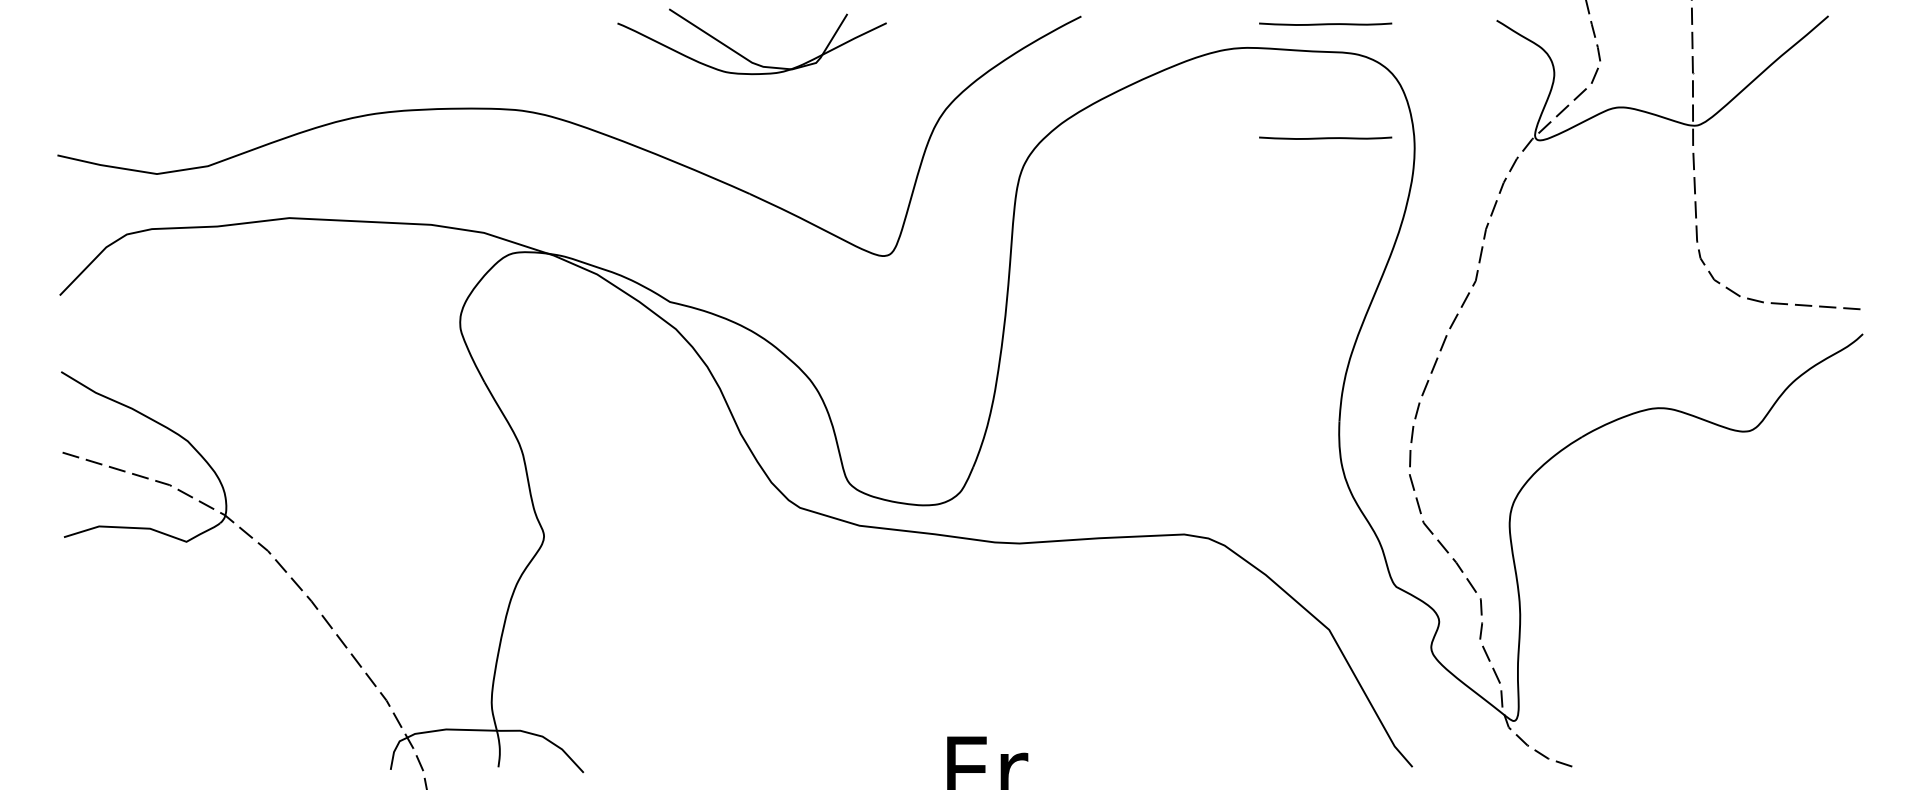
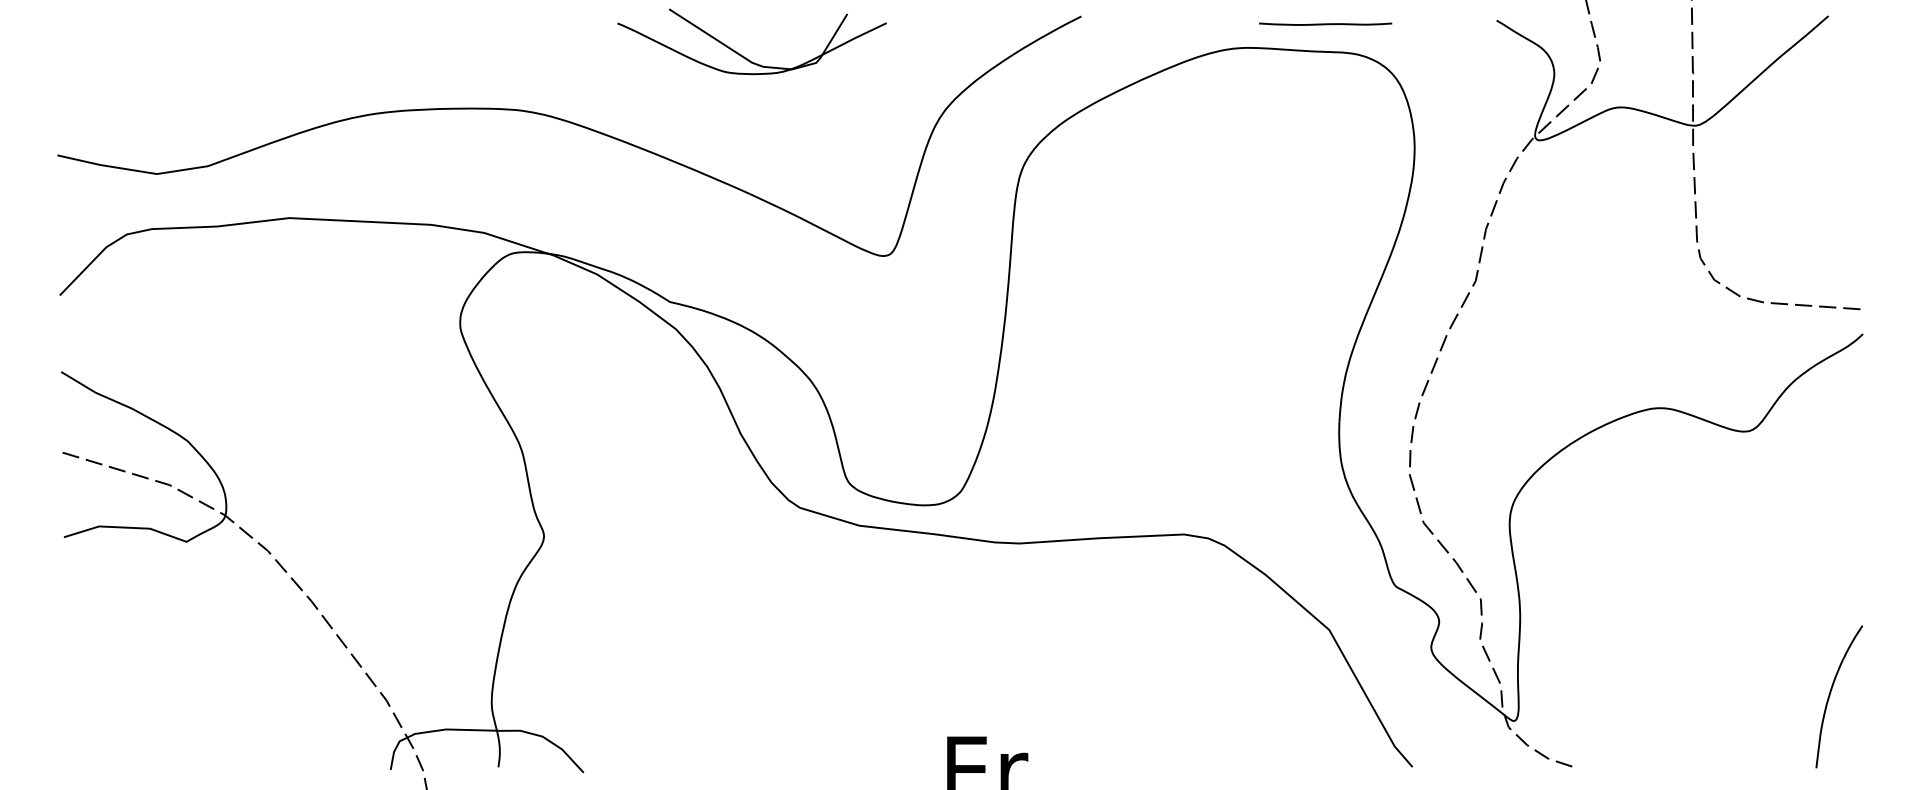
line: present -> none (1325, 137)
part: none -> present (1831, 692)
